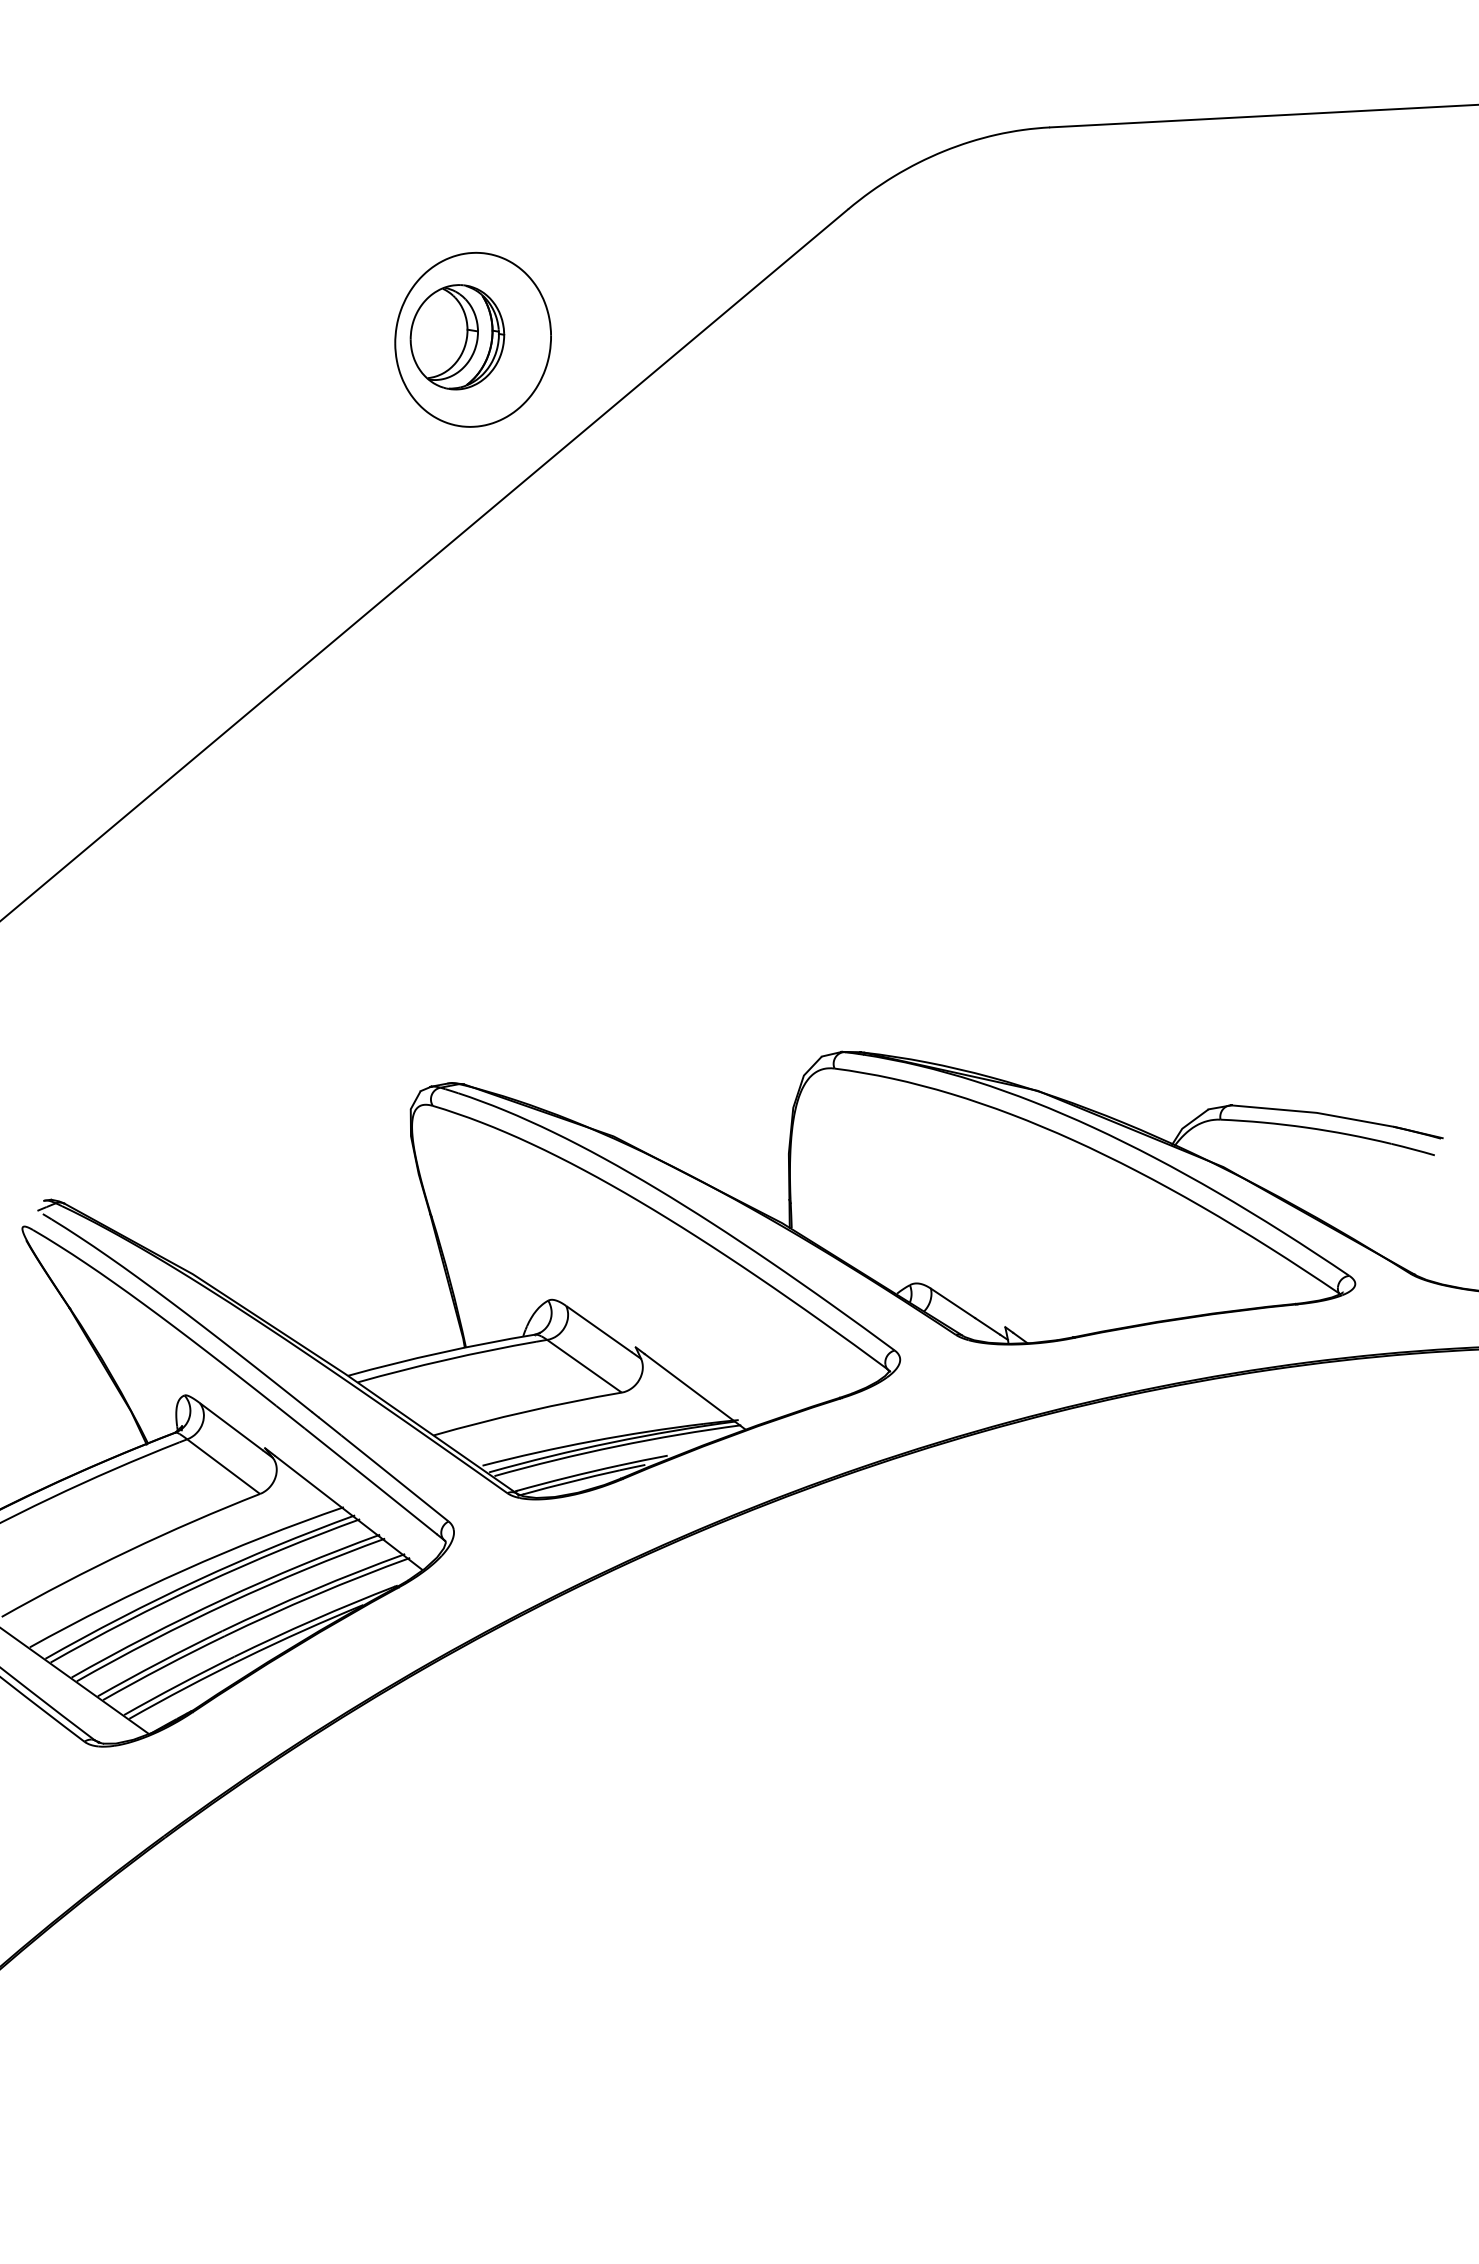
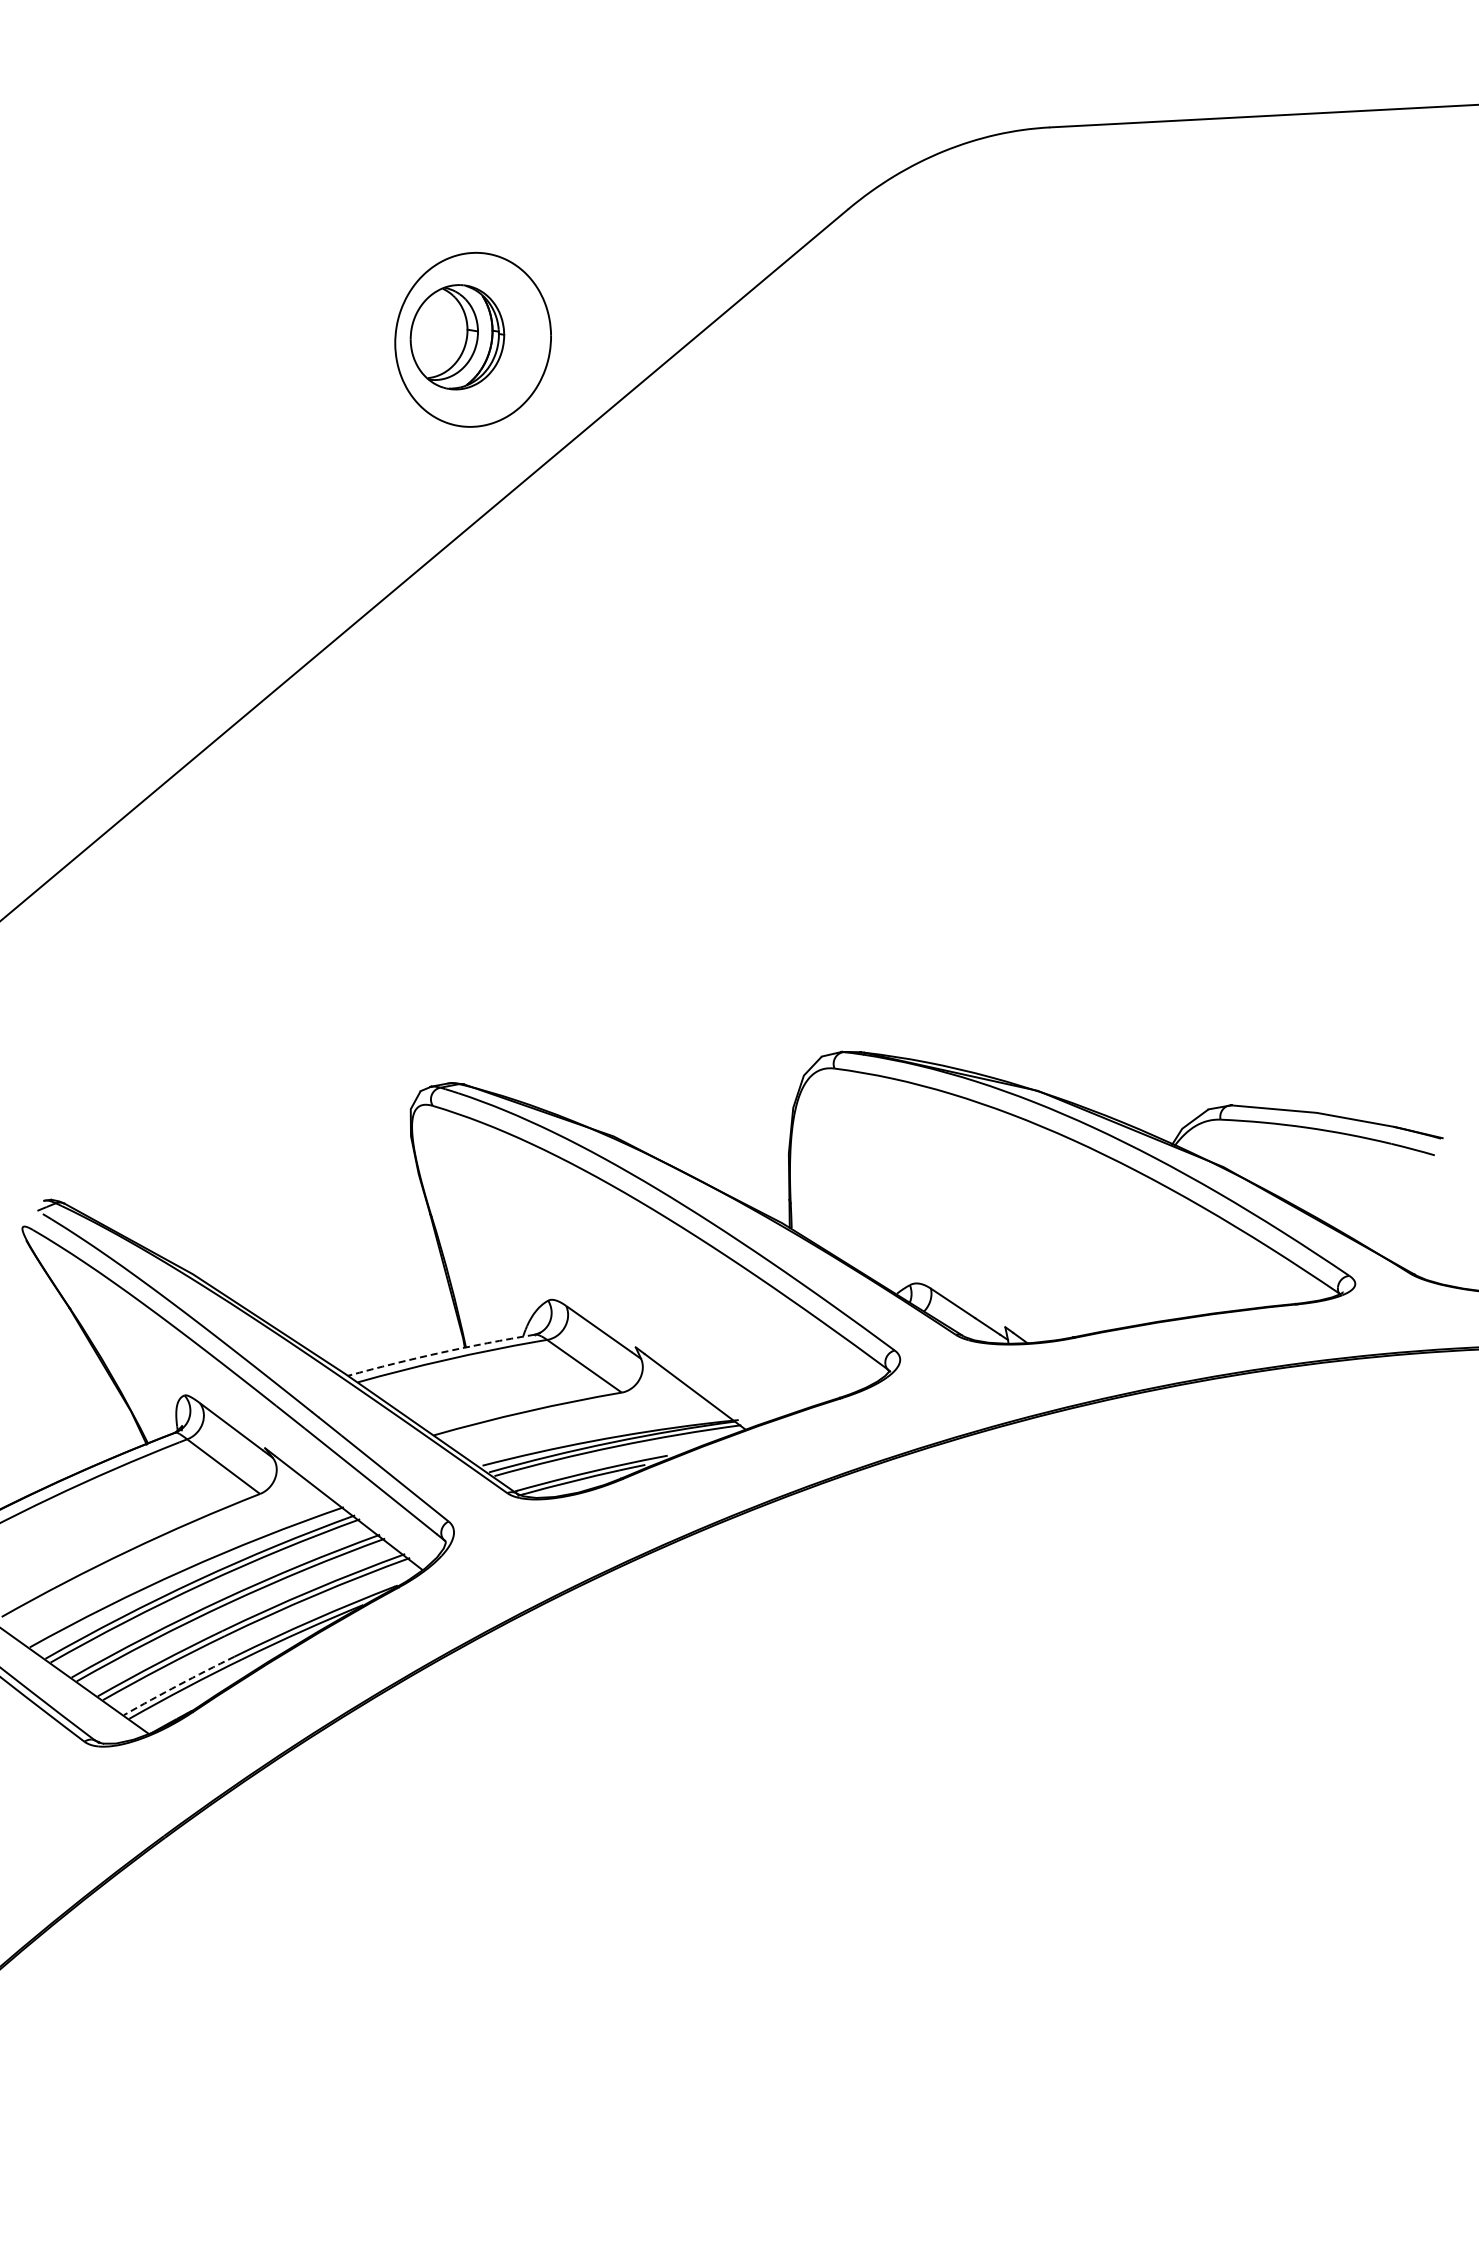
arc: solid -> dashed (440, 1352)
arc: solid -> dashed (178, 1685)
